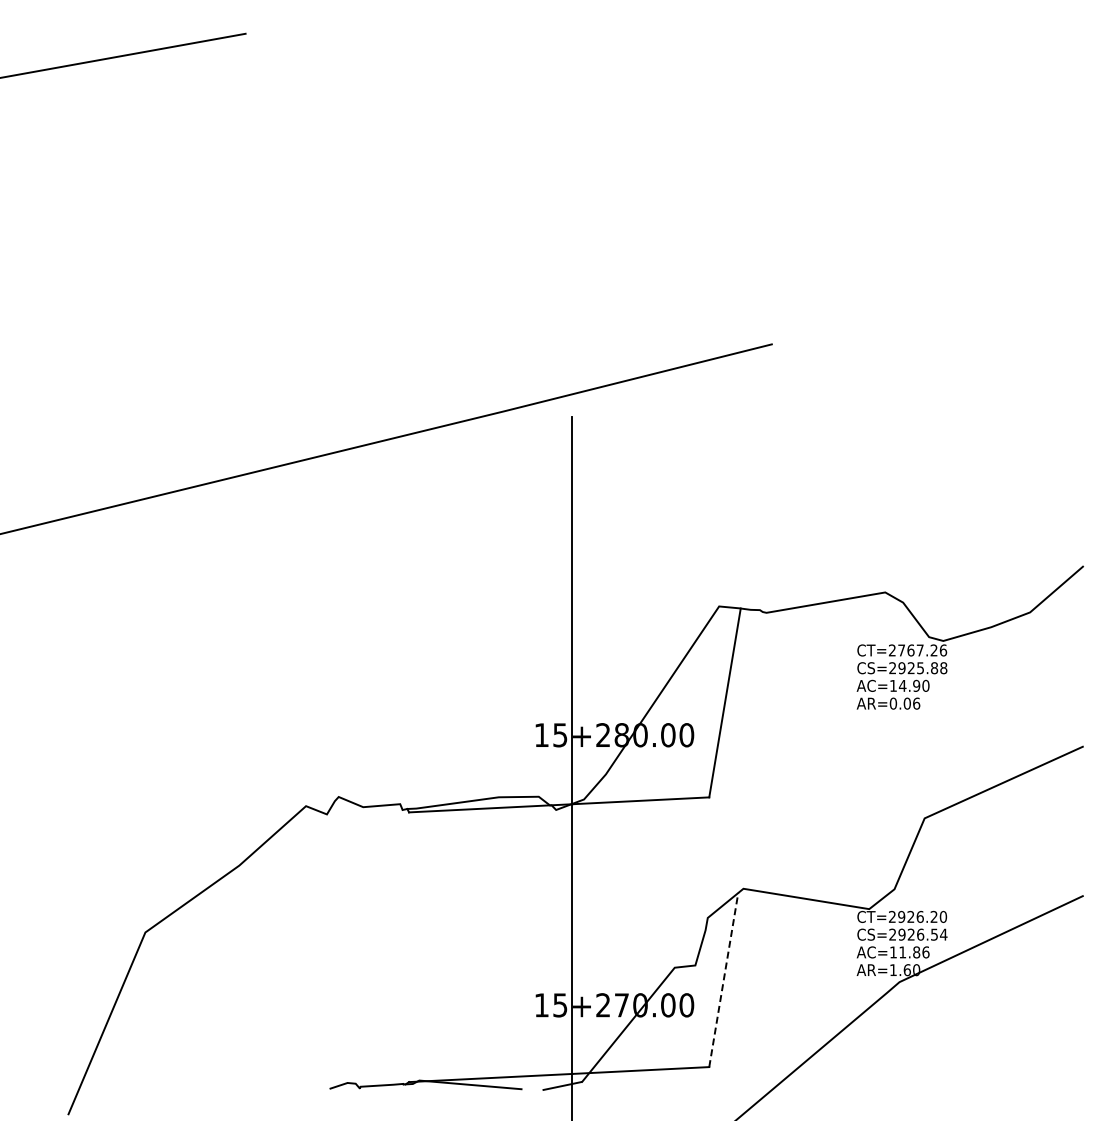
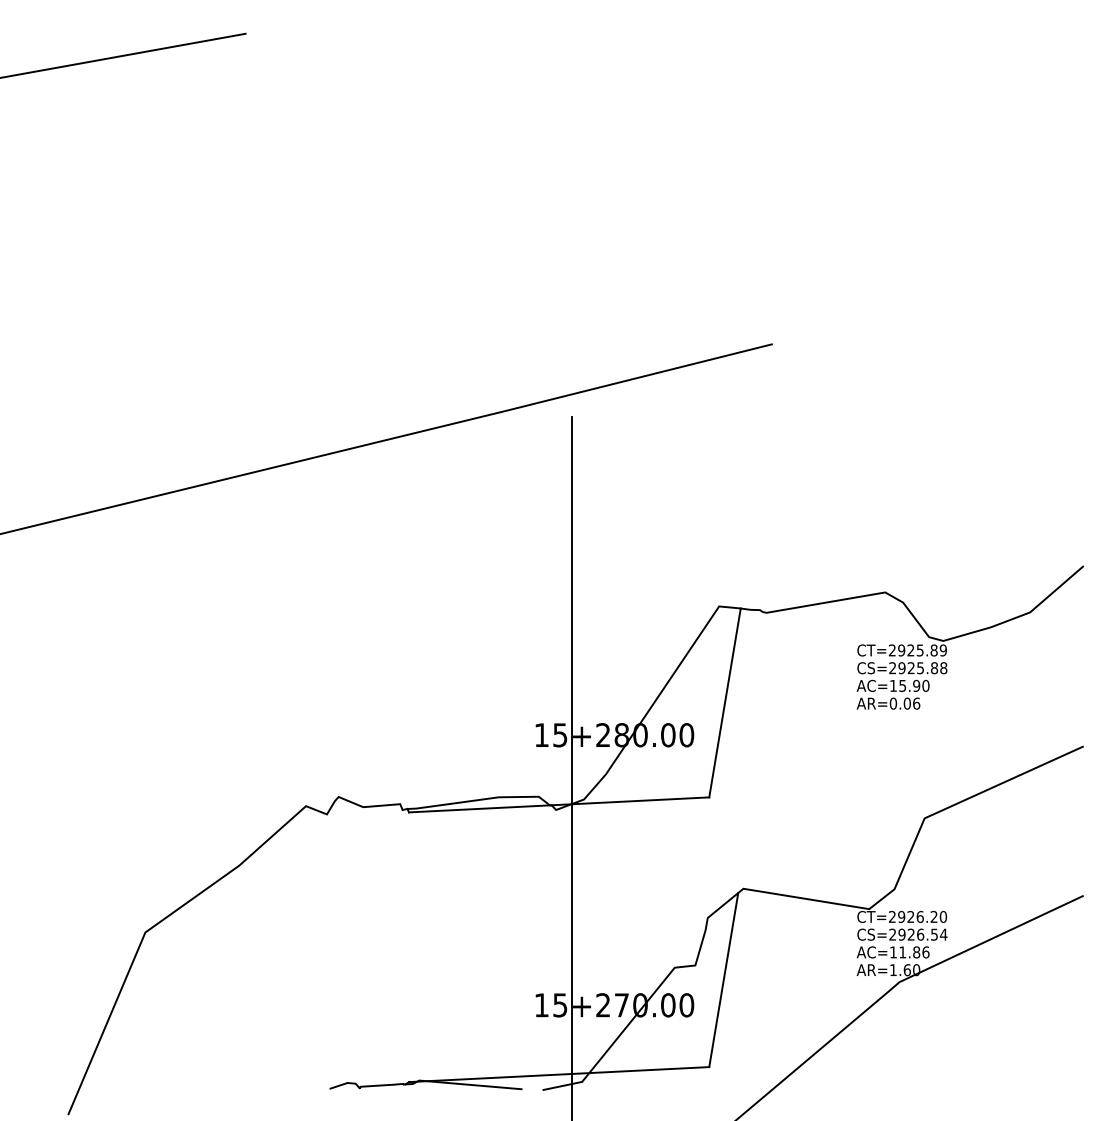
text: CT=2767.26 -> CT=2925.89 (922, 650)
text: AC=14.90 -> AC=15.90 (902, 685)
line: dashed -> solid (723, 979)
